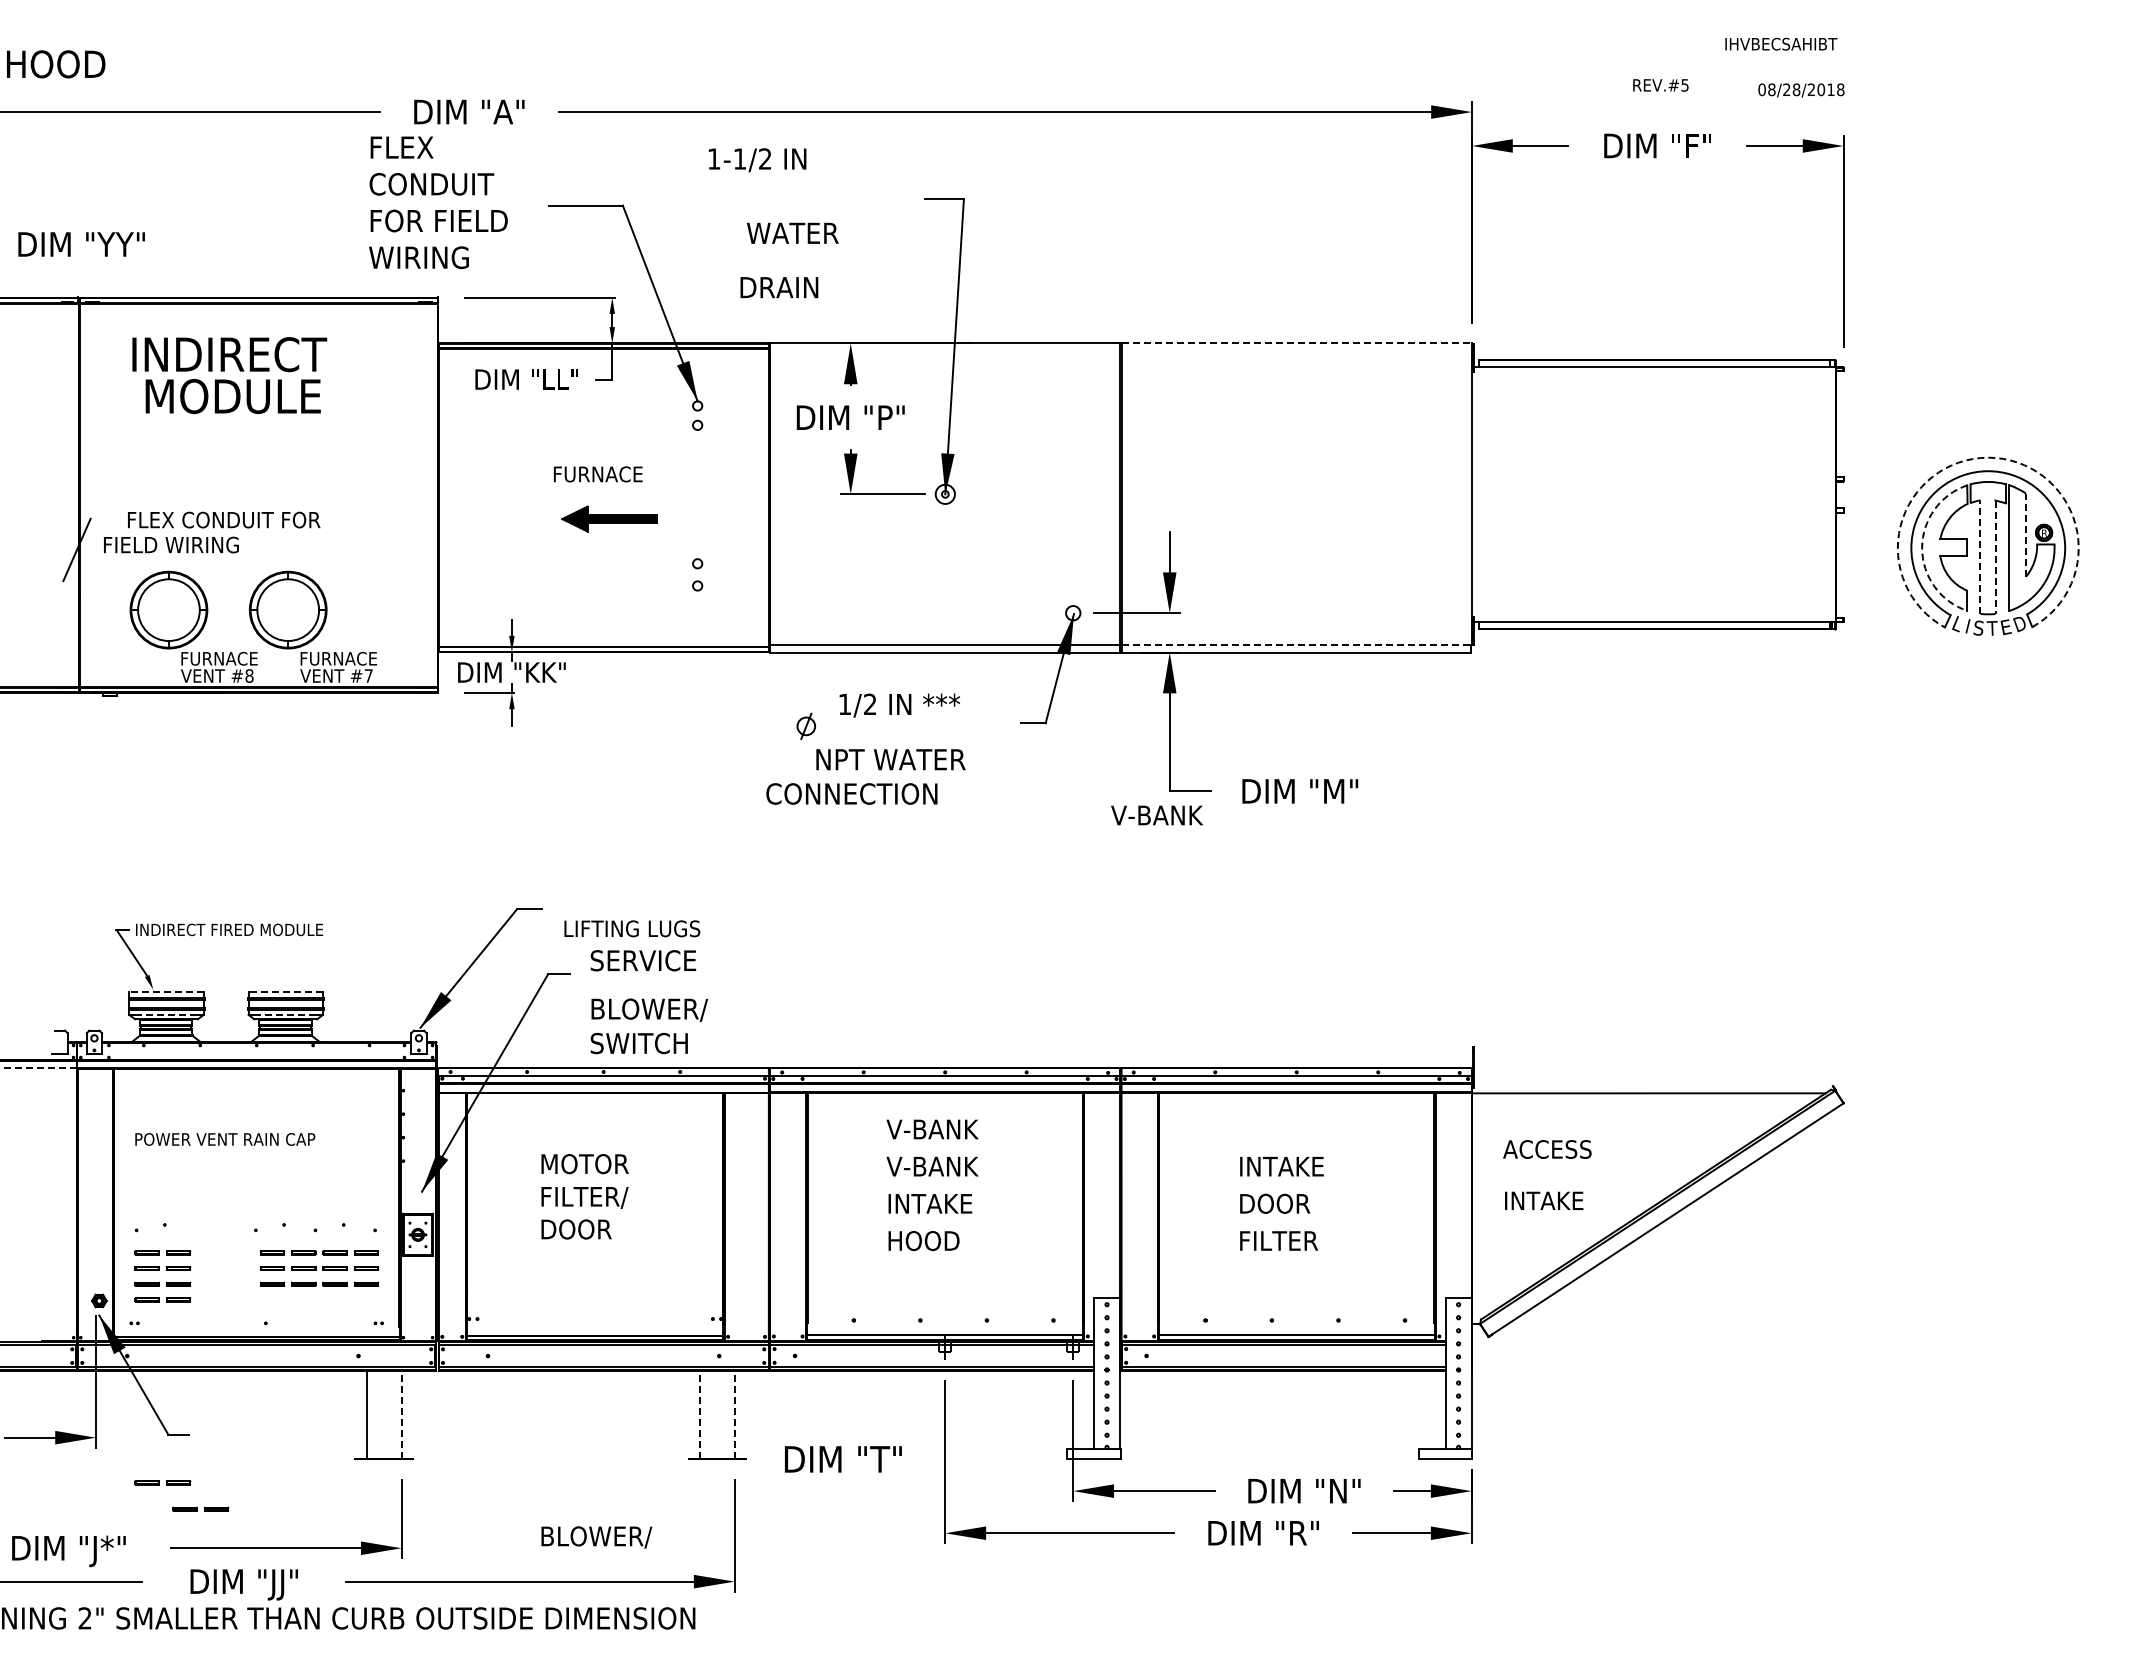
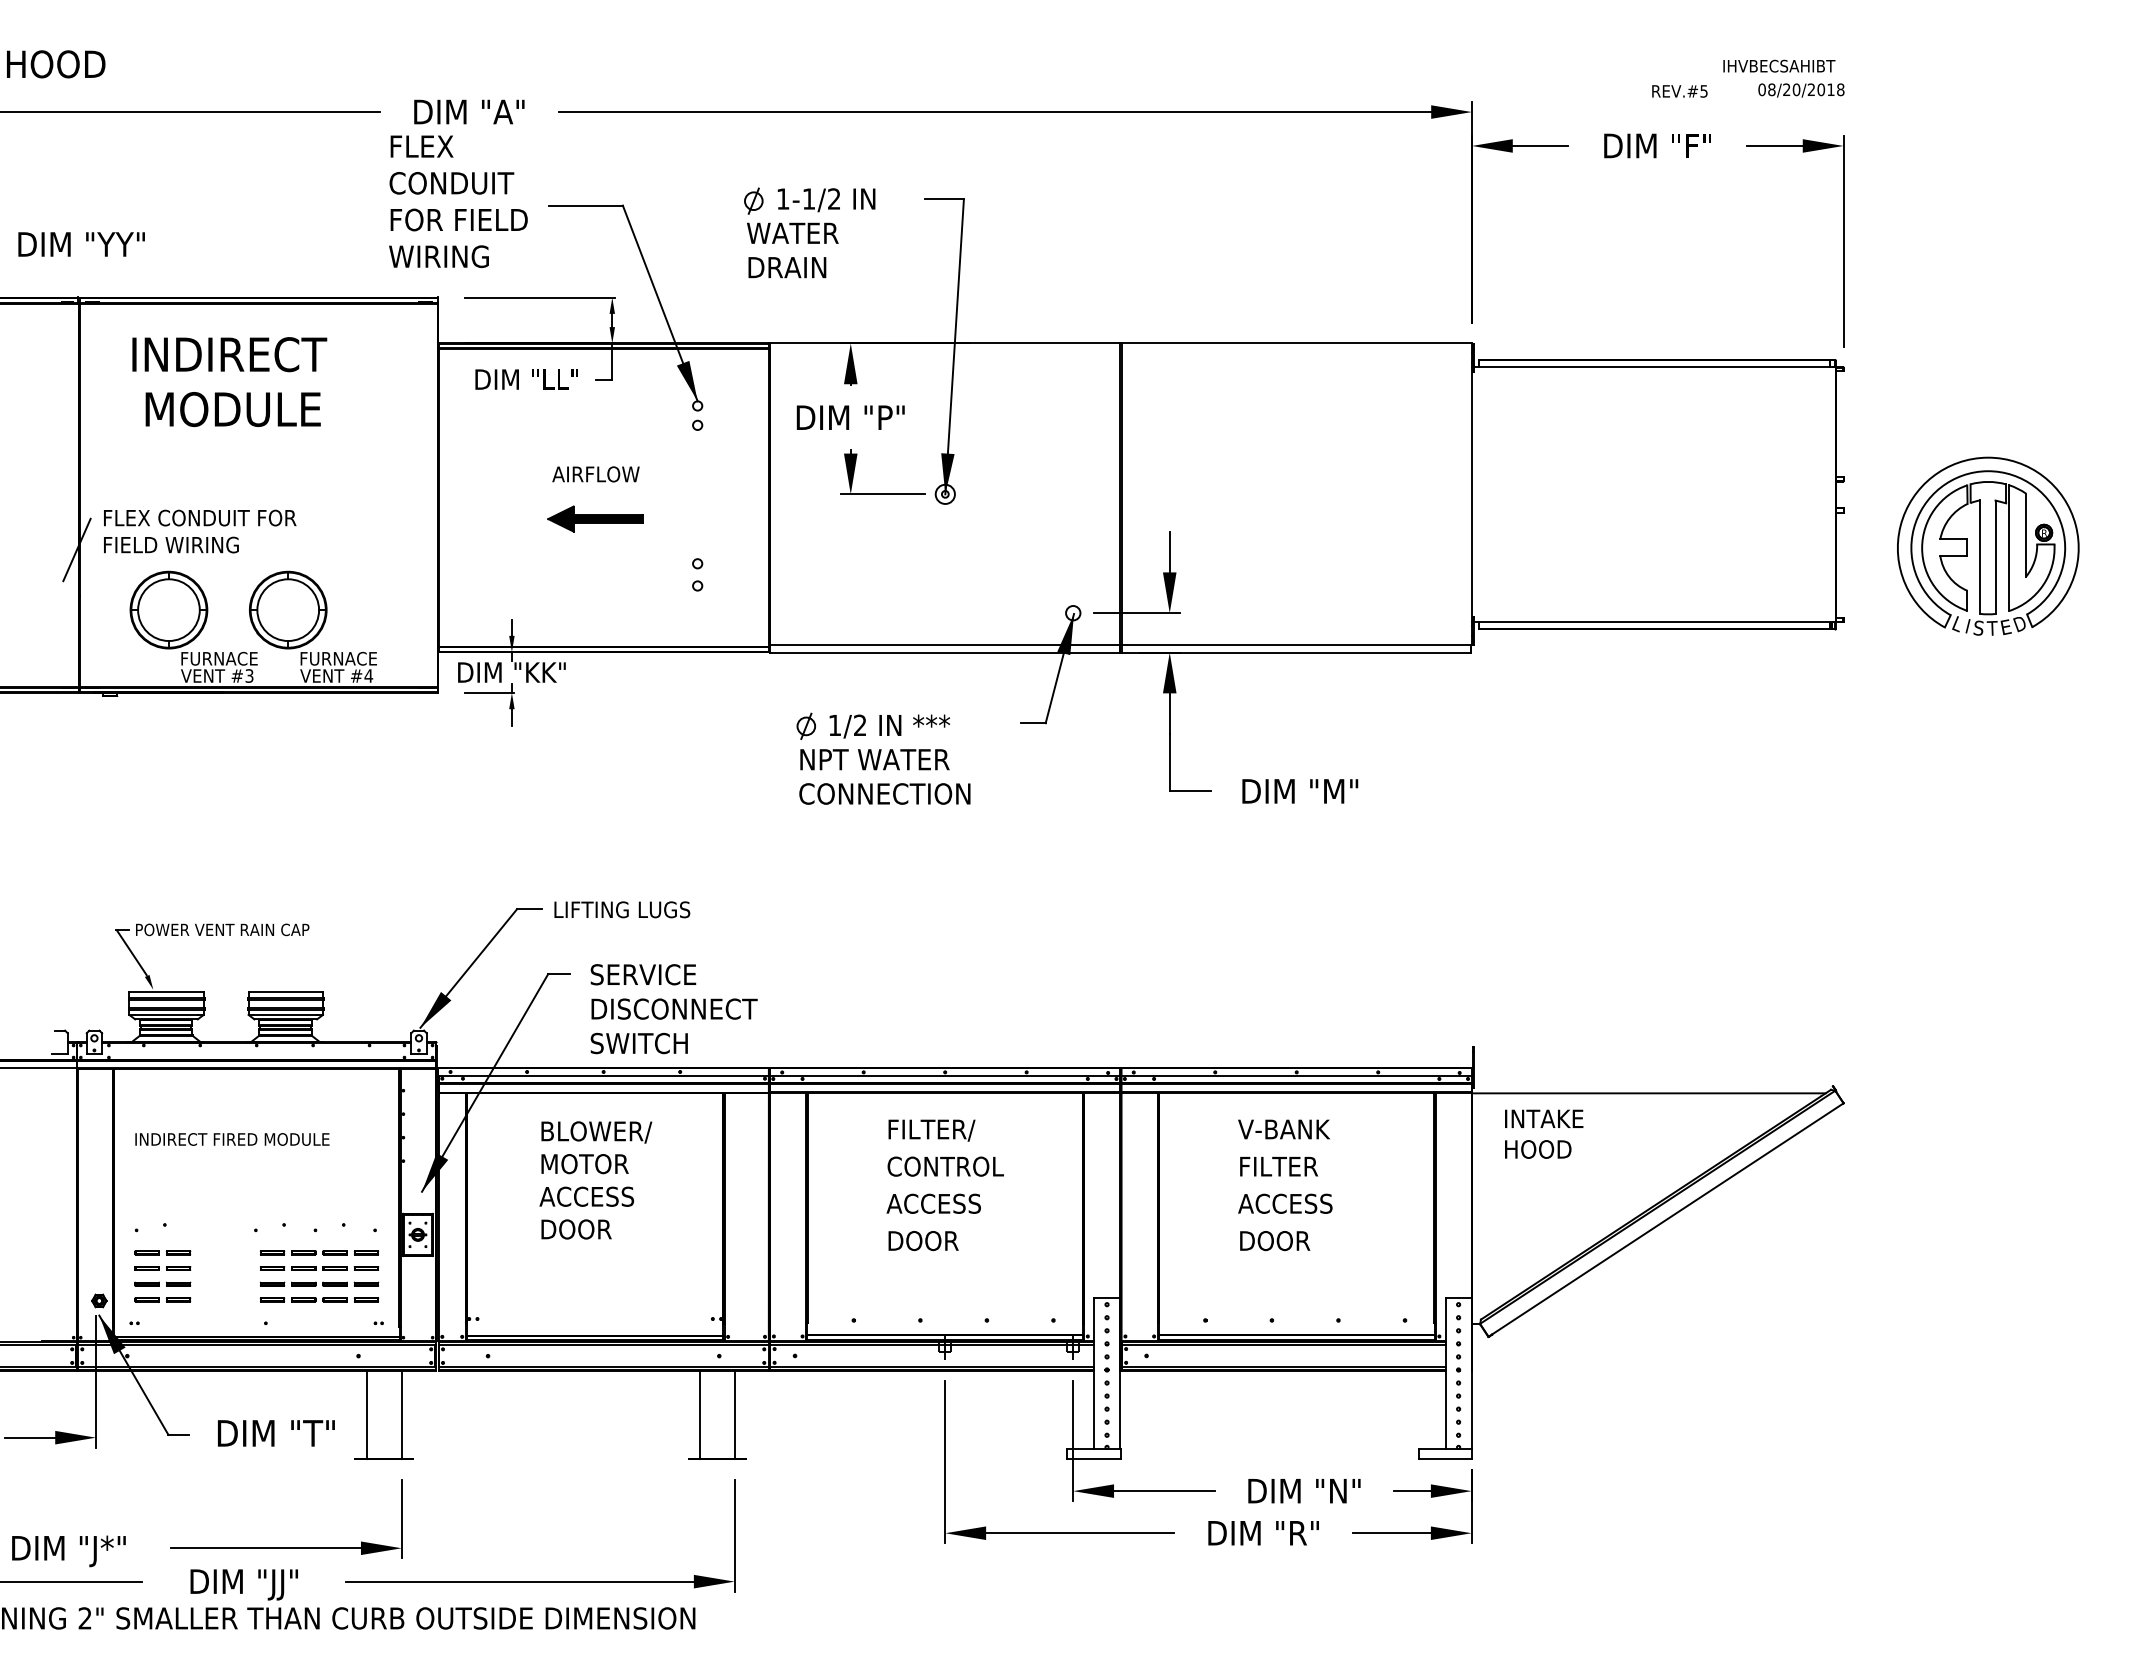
text position: (1781, 43) -> (1779, 65) (1779, 65)
text position: (1660, 85) -> (1679, 91) (1679, 91)
text: 08/28/2018 -> 08/20/2018 (1796, 89)
text position: (757, 160) -> (826, 200) (826, 200)
part: none -> present (753, 200)
text position: (438, 202) -> (458, 201) (458, 201)
text position: (779, 287) -> (787, 267) (787, 267)
line: dashed -> solid (1297, 343)
text position: (232, 396) -> (232, 409) (232, 409)
arc: dashed -> solid (1987, 457)
text: FURNACE -> AIRFLOW (597, 474)
part position: (609, 518) -> (595, 518) (595, 518)
text position: (224, 519) -> (200, 517) (200, 517)
line: dashed -> solid (2026, 535)
arc: dashed -> solid (1922, 548)
line: dashed -> solid (1980, 557)
line: dashed -> solid (1995, 557)
line: dashed -> solid (1297, 645)
text: #8 -> #3 (249, 675)
text: #7 -> #4 (368, 675)
text position: (899, 705) -> (889, 726) (889, 726)
text position: (890, 759) -> (874, 759) (874, 759)
text position: (851, 793) -> (884, 793) (884, 793)
text position: (1156, 815) -> (1283, 1129) (1283, 1129)
text position: (632, 928) -> (622, 909) (622, 909)
text: INDIRECT FIRED MODULE -> POWER VENT RAIN CAP (230, 929)
text position: (643, 960) -> (643, 974) (643, 974)
line: dashed -> solid (166, 991)
line: dashed -> solid (285, 991)
text: BLOWER/ -> DISCONNECT (675, 1009)
line: dashed -> solid (167, 1014)
line: dashed -> solid (286, 1014)
line: dashed -> solid (38, 1068)
text: V-BANK -> FILTER/ (932, 1130)
text: POWER VENT RAIN CAP -> INDIRECT FIRED MODULE (232, 1139)
text: ACCESS -> HOOD (1547, 1149)
text: V-BANK -> CONTROL (944, 1166)
text: INTAKE -> FILTER (1282, 1166)
text: FILTER/ -> ACCESS (586, 1197)
text position: (1544, 1200) -> (1544, 1118) (1544, 1118)
text: INTAKE -> ACCESS (933, 1203)
text: DOOR -> ACCESS (1285, 1203)
text: HOOD -> DOOR (925, 1240)
text: FILTER -> DOOR (1280, 1241)
part: none -> present (319, 1299)
line: dashed -> solid (401, 1415)
line: dashed -> solid (700, 1415)
line: dashed -> solid (734, 1415)
text position: (843, 1459) -> (276, 1433) (276, 1433)
part: present -> none (162, 1482)
part: present -> none (200, 1508)
text position: (596, 1537) -> (596, 1132) (596, 1132)
